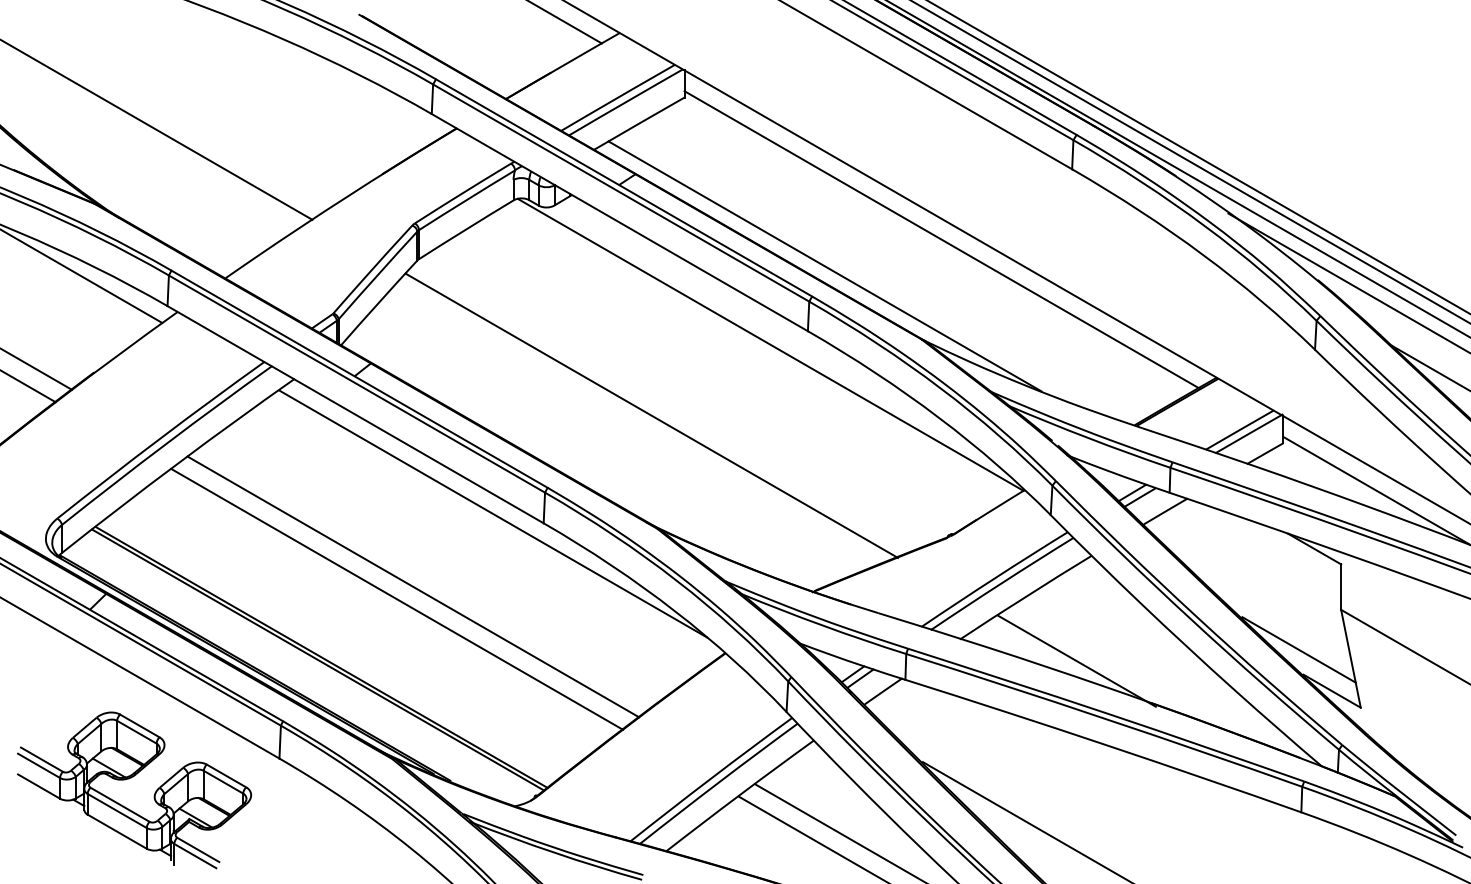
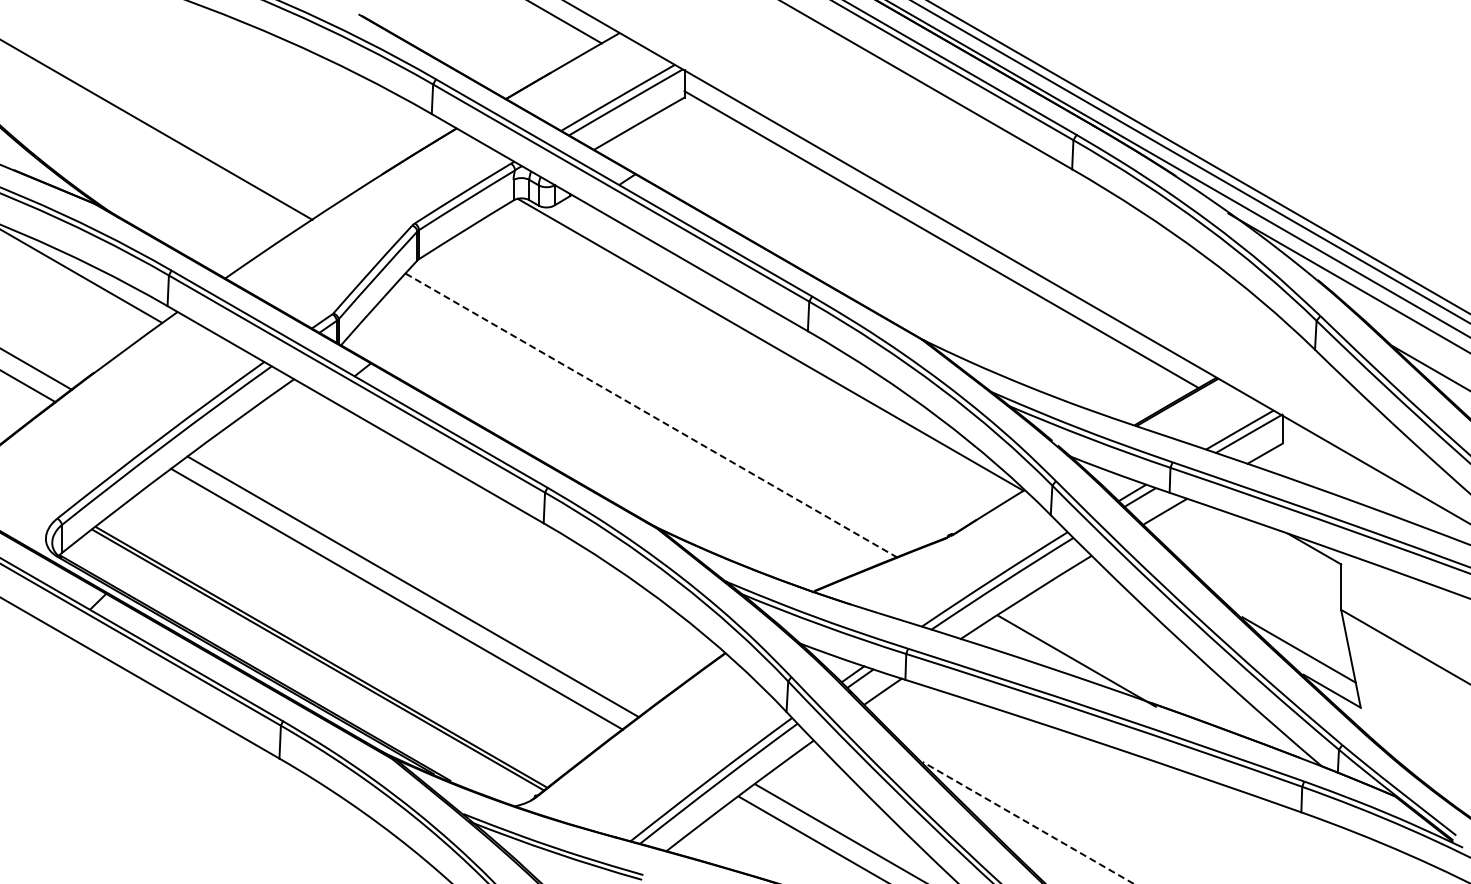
line: present -> none (824, 266)
line: solid -> dashed (652, 416)
line: present -> none (1375, 489)
line: present -> none (493, 513)
part: present -> none (131, 778)
line: solid -> dashed (1027, 822)
